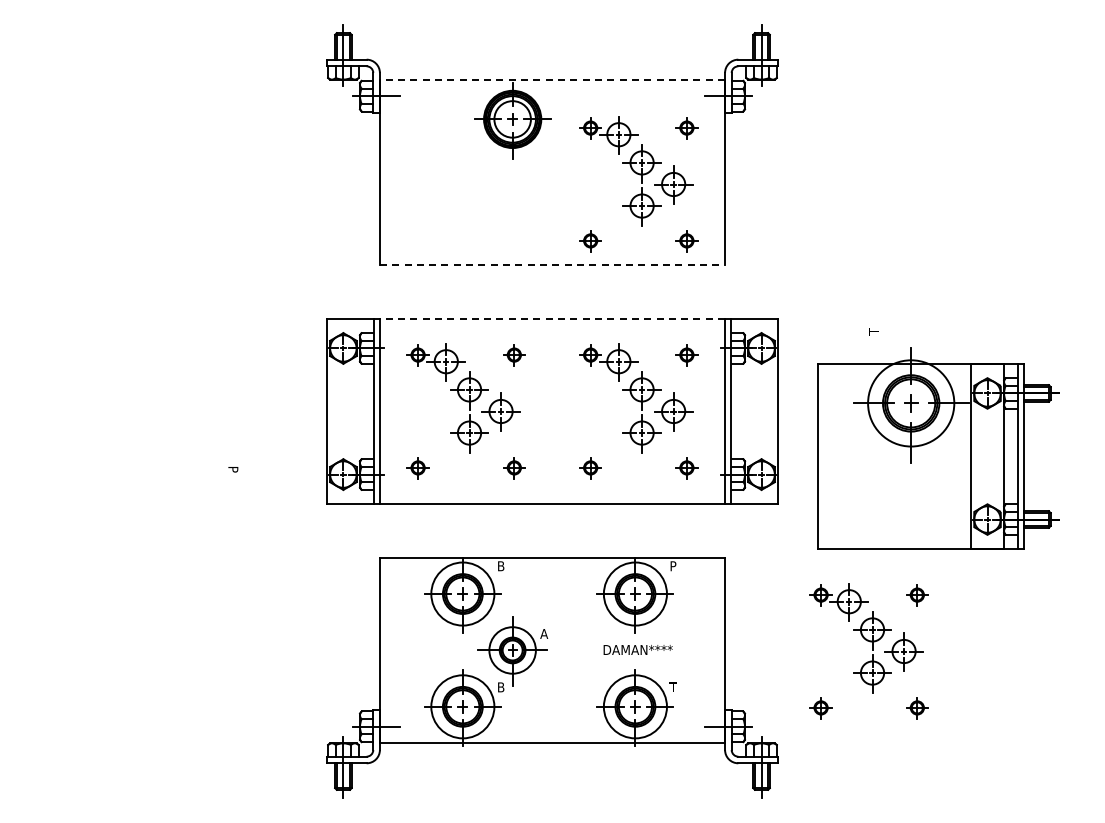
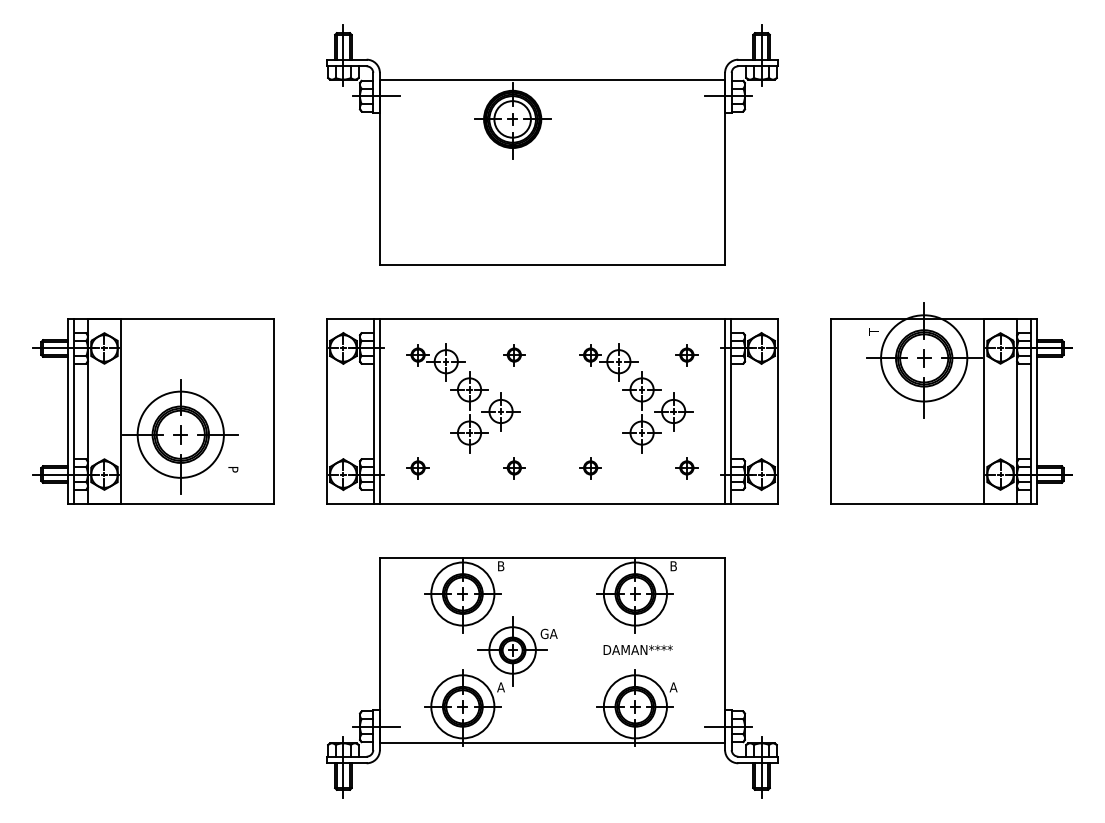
line: dashed -> solid (552, 79)
part: present -> none (638, 184)
line: dashed -> solid (552, 265)
line: dashed -> solid (552, 318)
part: none -> present (153, 411)
part position: (938, 448) -> (951, 403) (951, 403)
text: P -> B (673, 566)
text: A -> GA (548, 633)
part: present -> none (868, 651)
text: B -> A (500, 687)
text: T -> A (673, 687)
